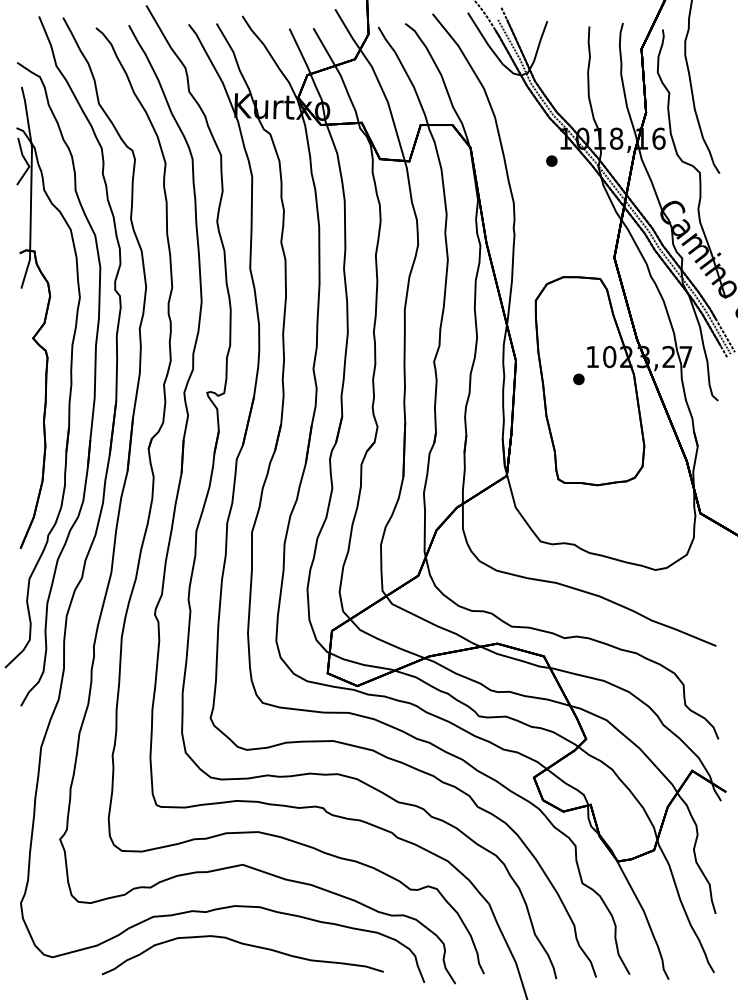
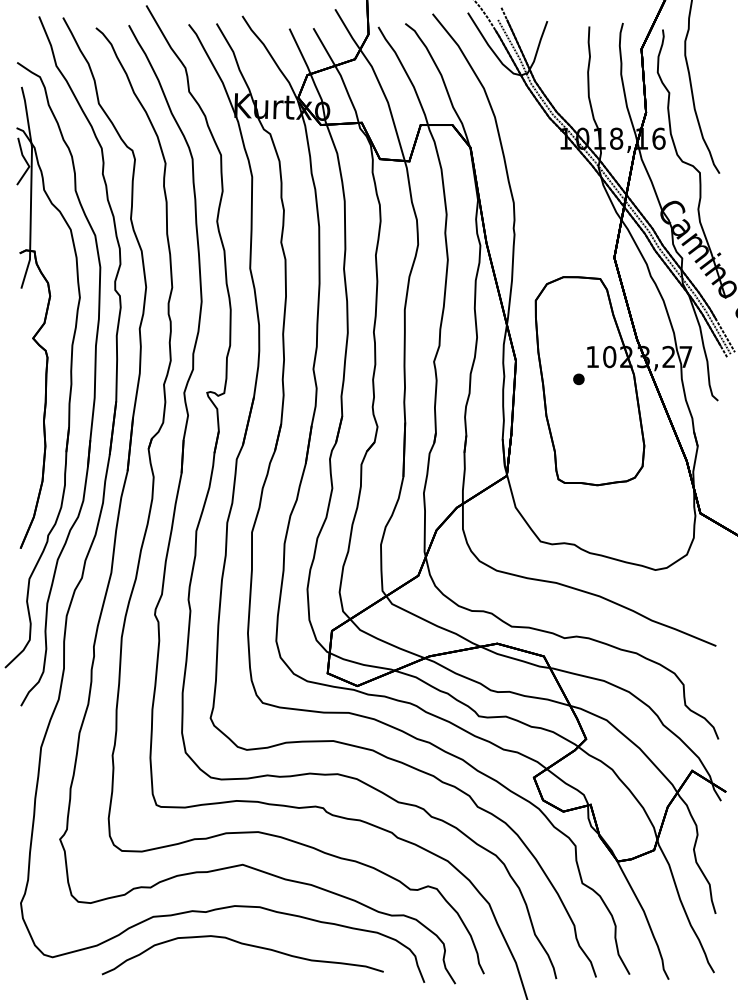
part: present -> none (551, 160)
